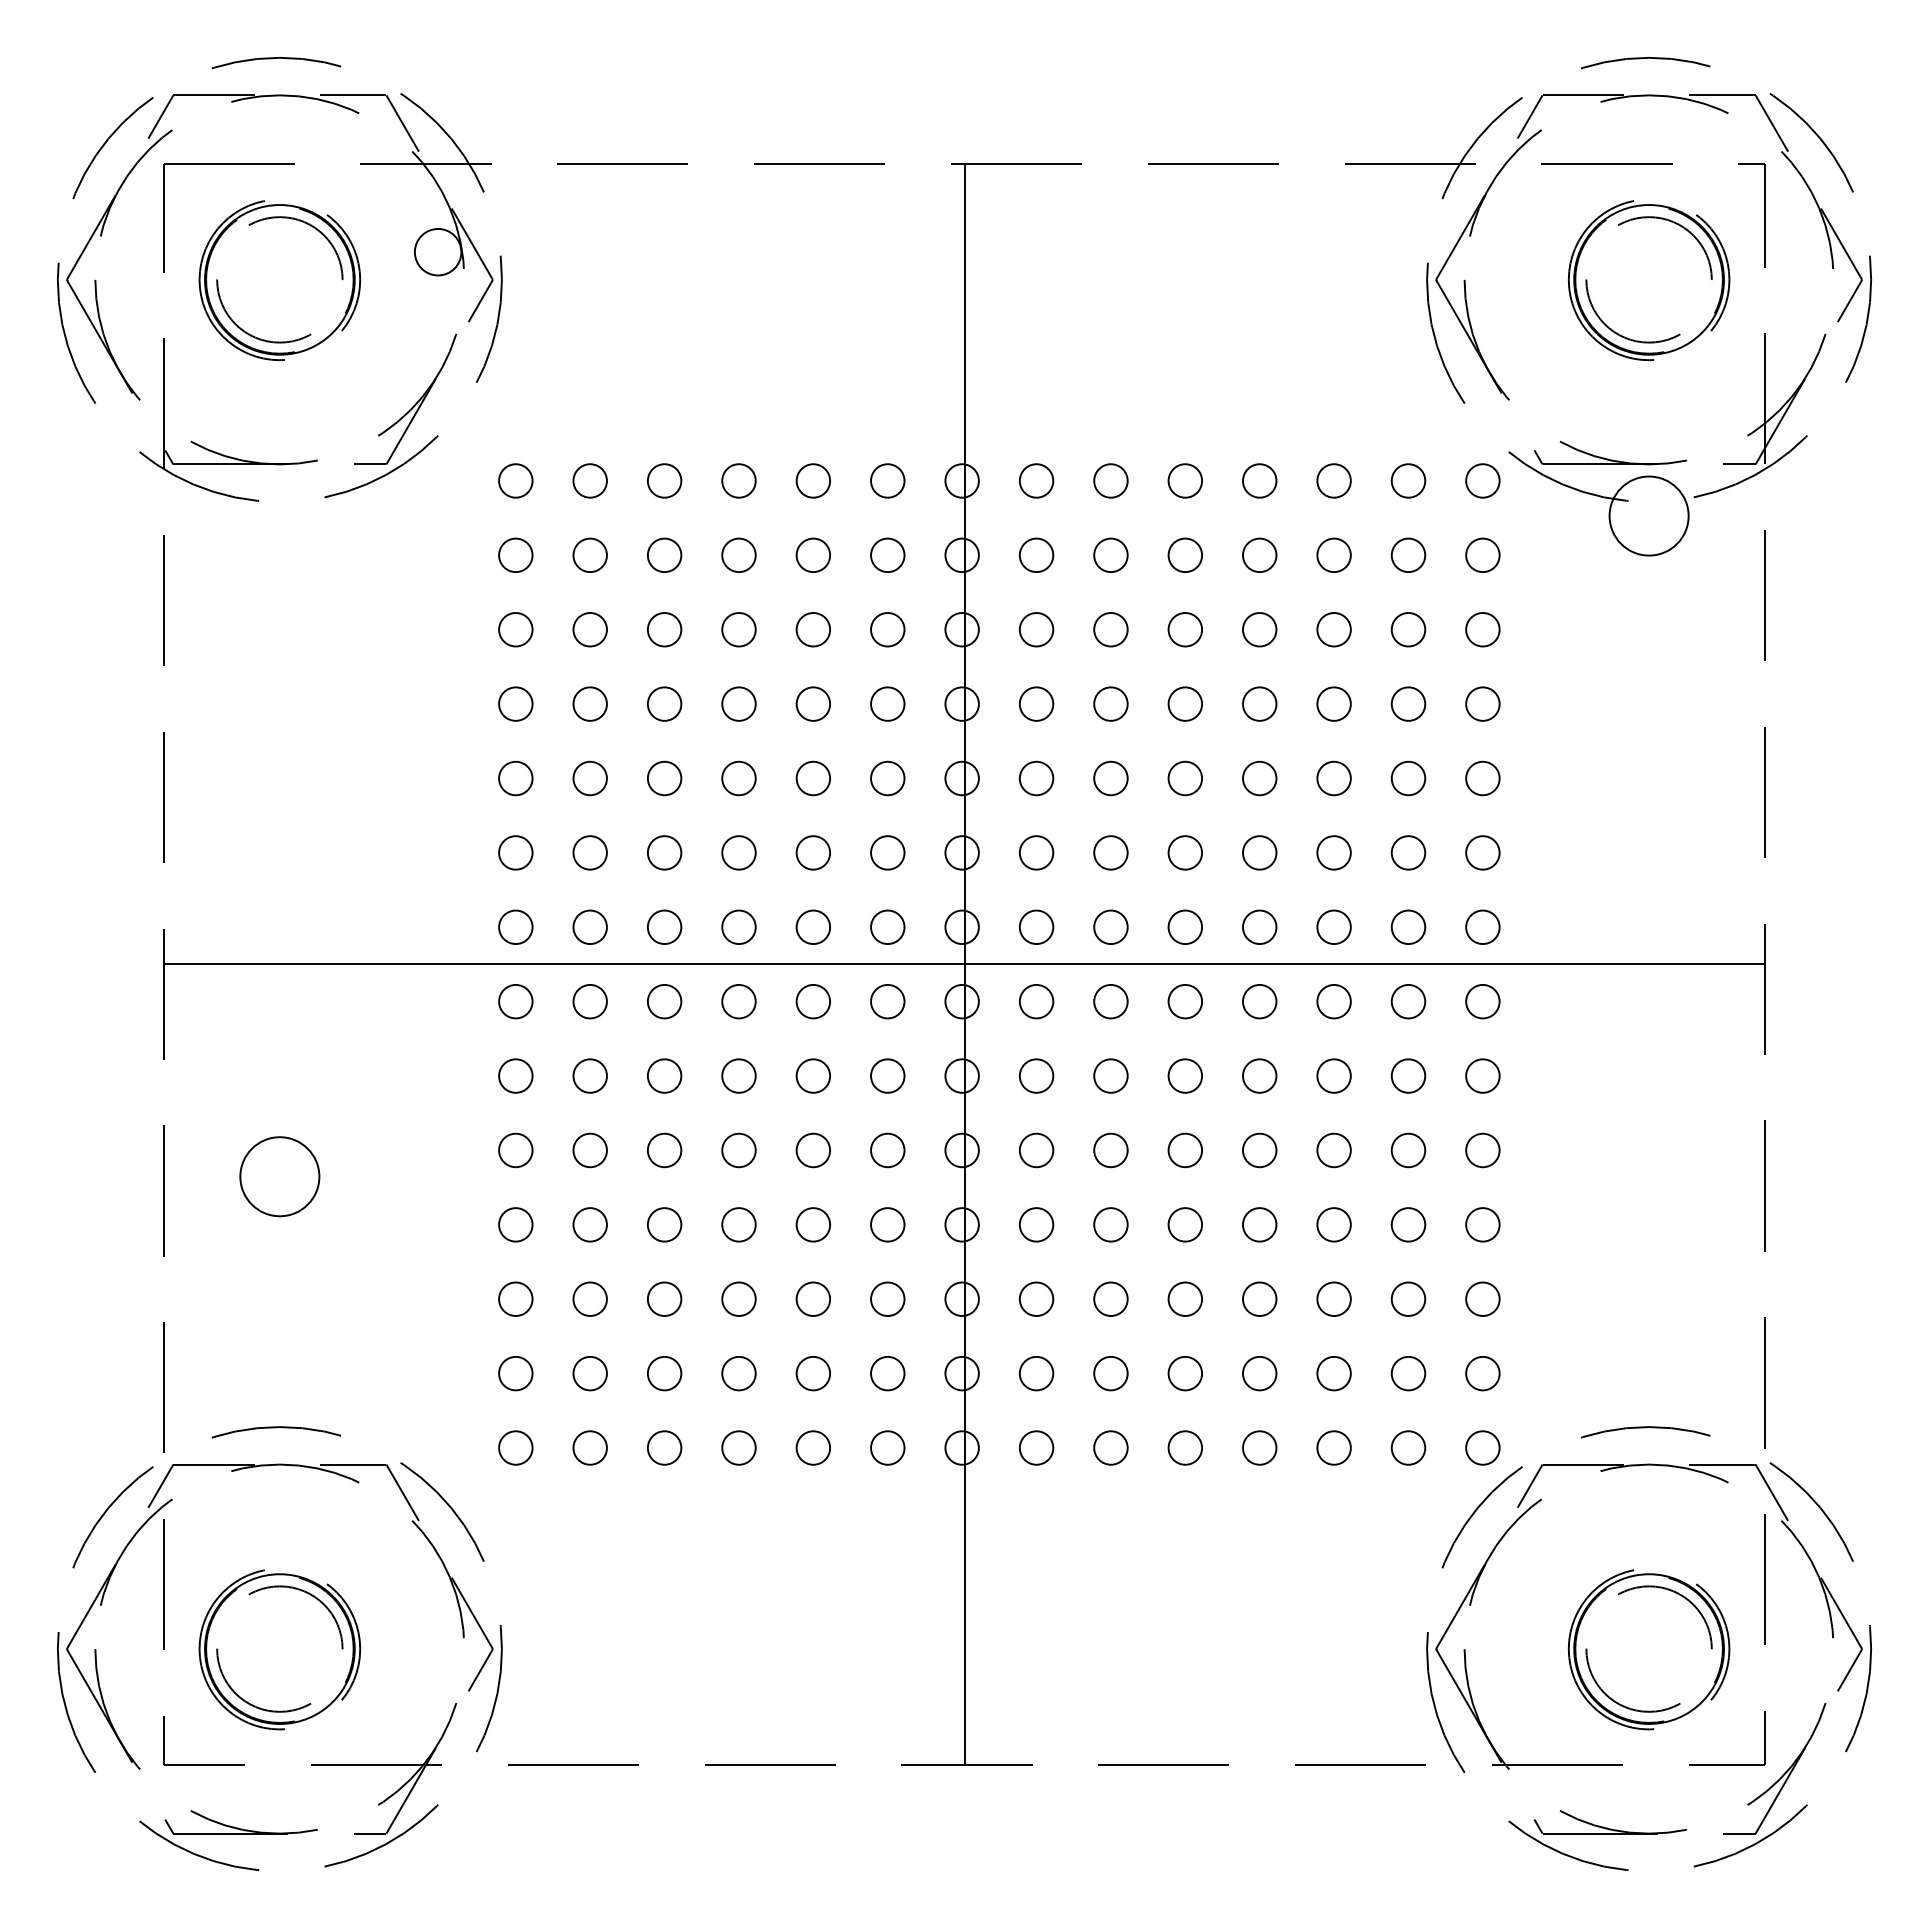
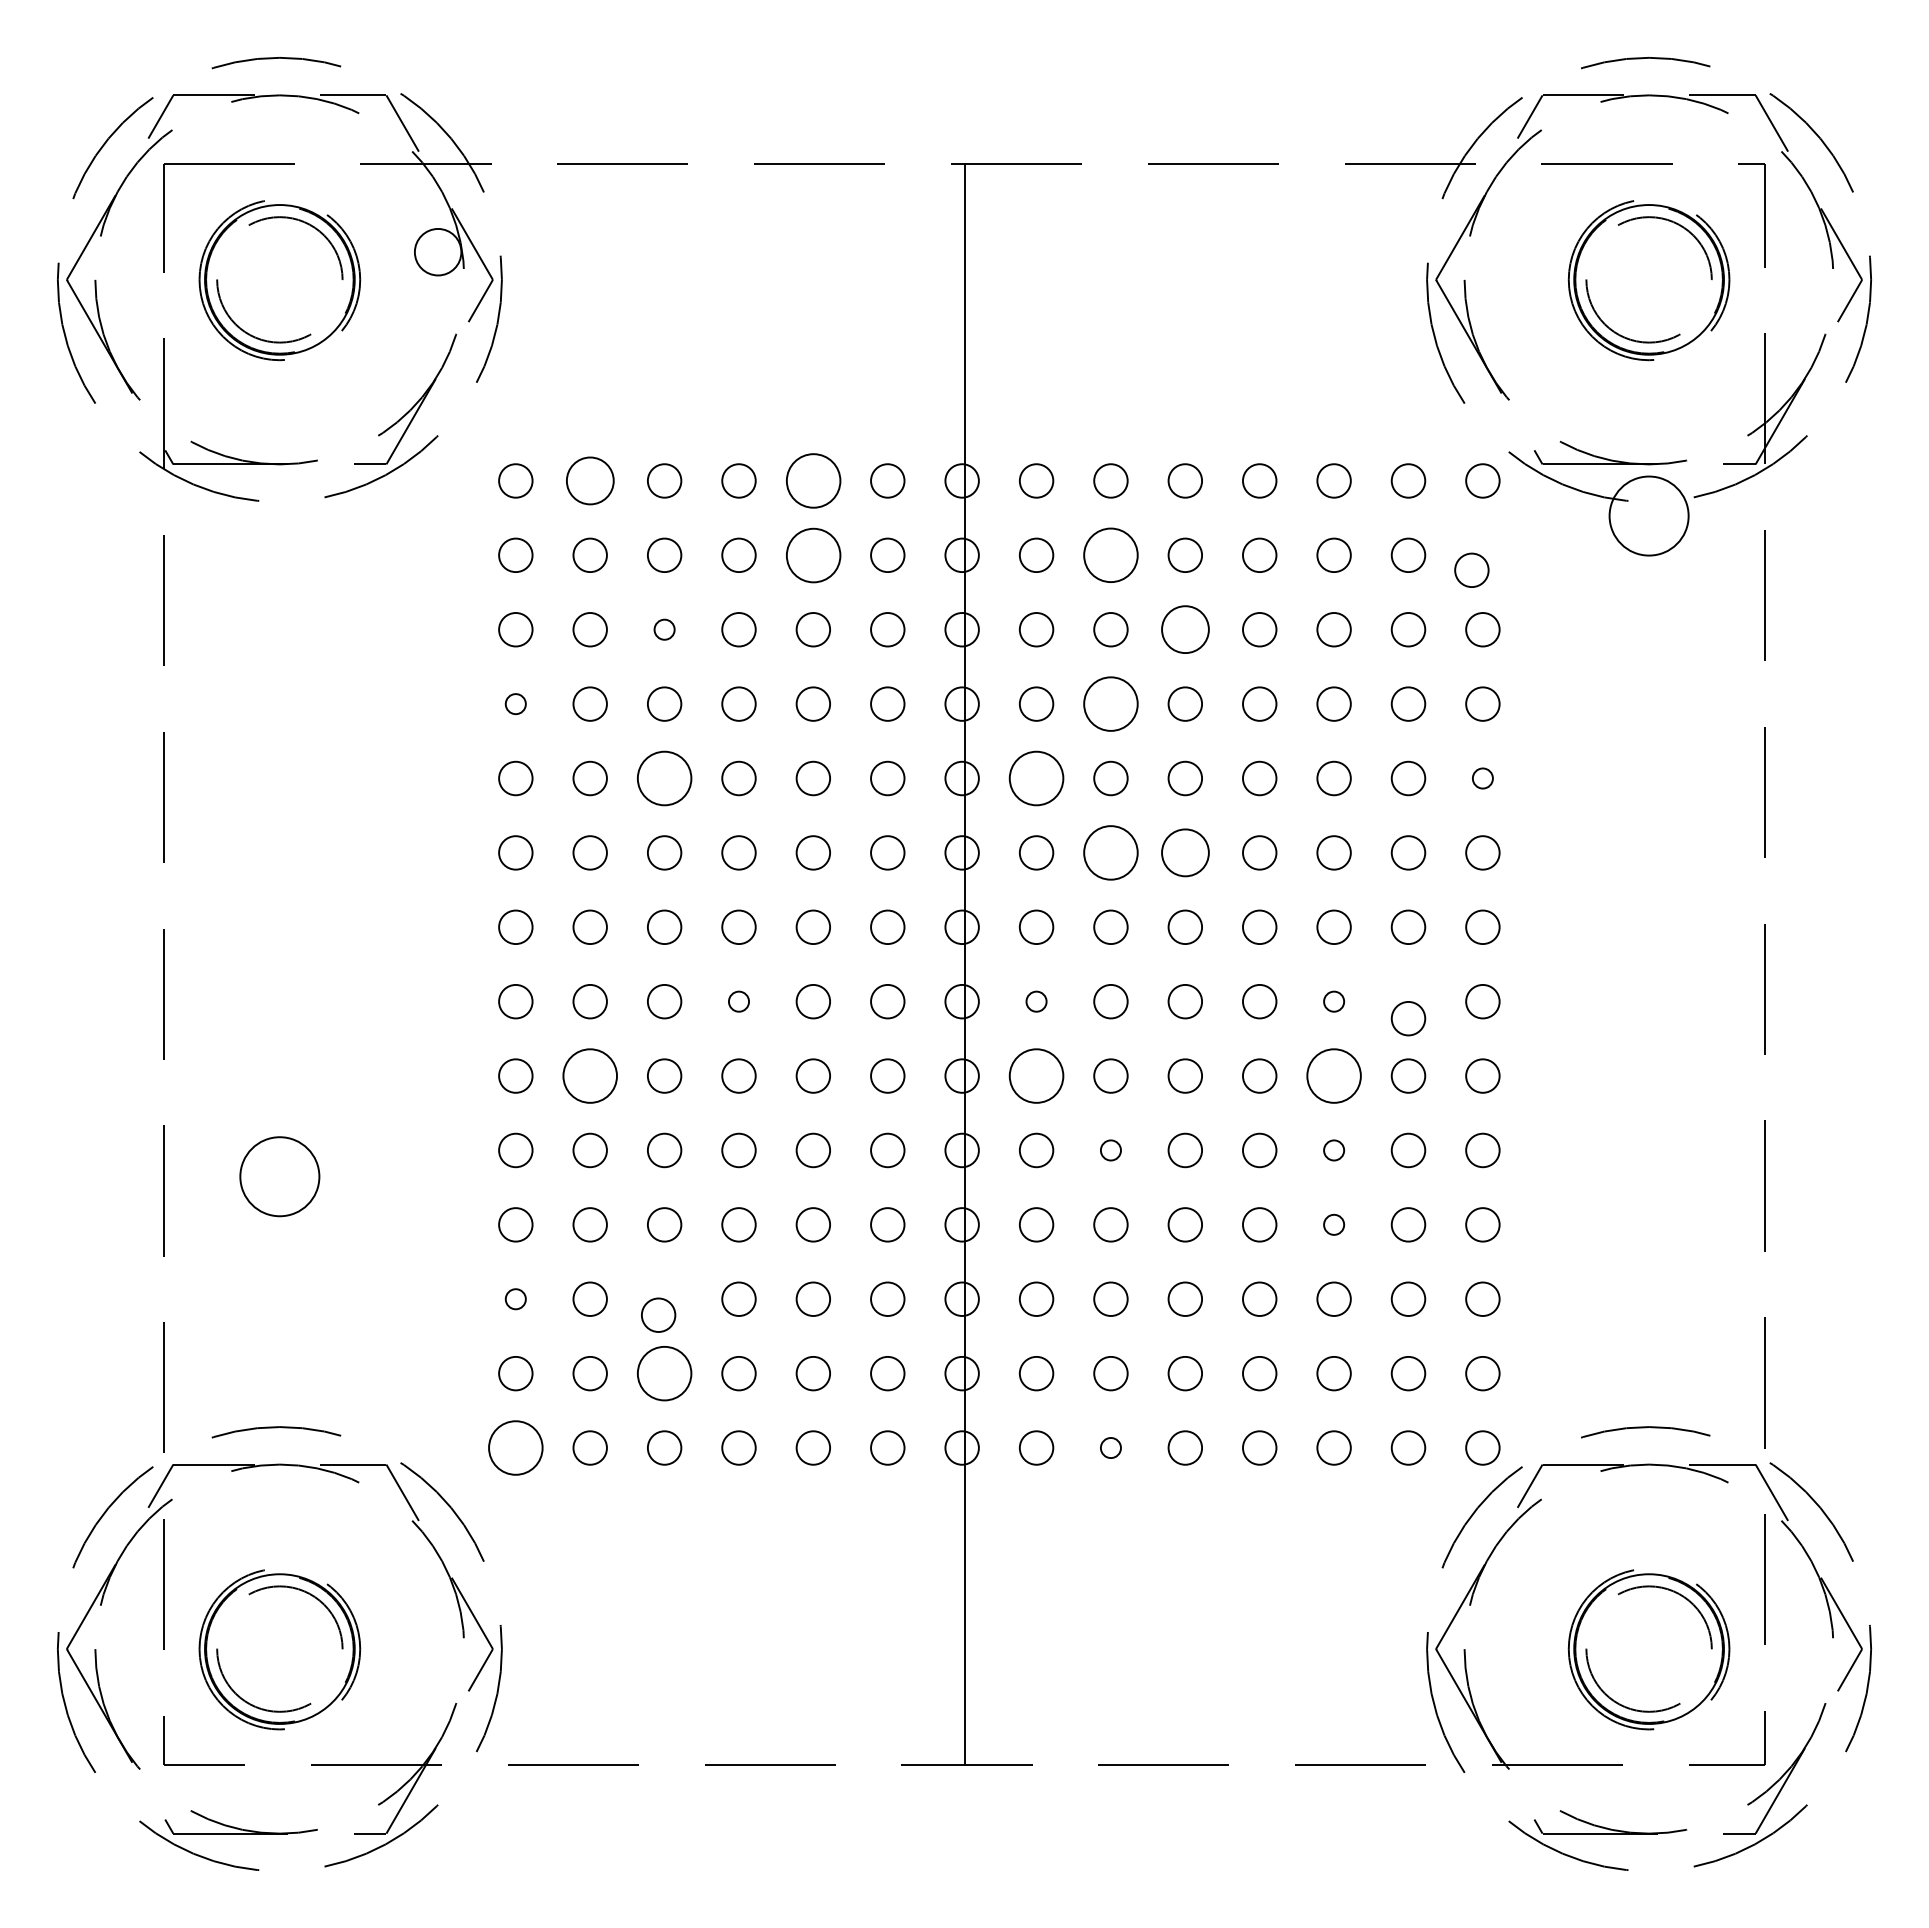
circle size: 36x36 px -> 49x50 px (590, 480)
circle size: 36x36 px -> 56x56 px (813, 480)
circle size: 36x36 px -> 56x57 px (813, 555)
circle position: (1482, 554) -> (1471, 569) (1471, 569)
circle diameter: 33 px -> 54 px (1110, 555)
circle diameter: 33 px -> 20 px (664, 629)
circle size: 36x36 px -> 49x49 px (1185, 629)
circle diameter: 33 px -> 20 px (515, 704)
circle diameter: 33 px -> 54 px (1110, 703)
circle diameter: 33 px -> 54 px (664, 778)
circle diameter: 33 px -> 54 px (1036, 778)
circle diameter: 33 px -> 20 px (1482, 778)
circle diameter: 33 px -> 54 px (1110, 852)
circle size: 36x36 px -> 49x50 px (1185, 852)
line: present -> none (964, 964)
circle diameter: 33 px -> 20 px (738, 1001)
circle diameter: 33 px -> 20 px (1036, 1001)
circle diameter: 33 px -> 20 px (1334, 1001)
circle position: (1408, 1001) -> (1408, 1018) (1408, 1018)
circle diameter: 33 px -> 54 px (590, 1075)
circle diameter: 33 px -> 54 px (1036, 1075)
circle diameter: 33 px -> 54 px (1333, 1075)
circle diameter: 33 px -> 20 px (1110, 1150)
circle diameter: 33 px -> 20 px (1334, 1150)
circle diameter: 33 px -> 20 px (1334, 1224)
circle diameter: 33 px -> 20 px (515, 1299)
circle position: (664, 1298) -> (658, 1314) (658, 1314)
circle diameter: 33 px -> 54 px (664, 1373)
circle diameter: 33 px -> 54 px (515, 1447)
circle diameter: 33 px -> 20 px (1110, 1447)
